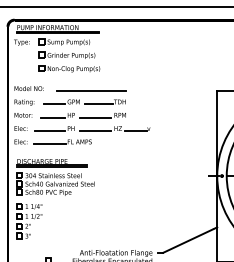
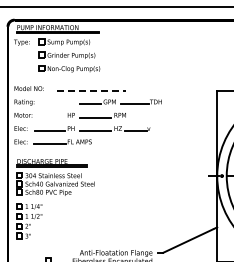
line: solid -> dashed (92, 91)
part position: (84, 101) -> (120, 101) (120, 101)
line: present -> none (52, 117)
